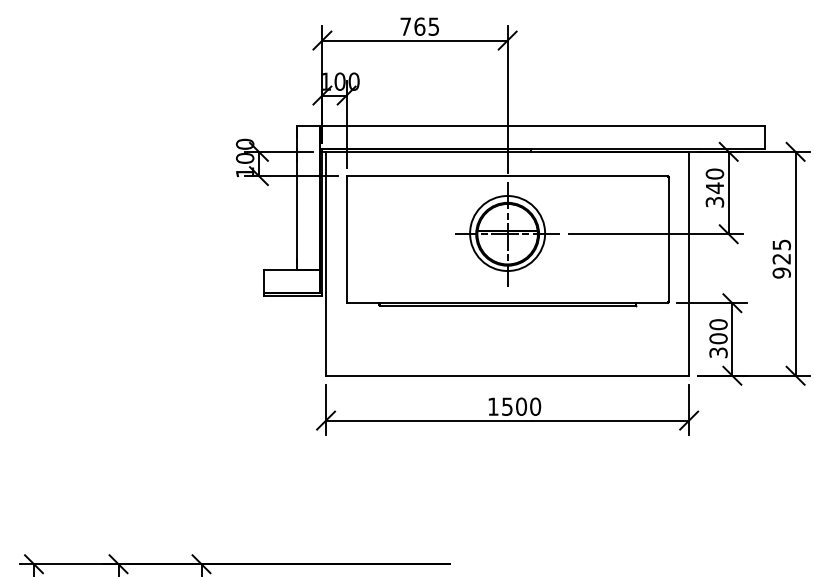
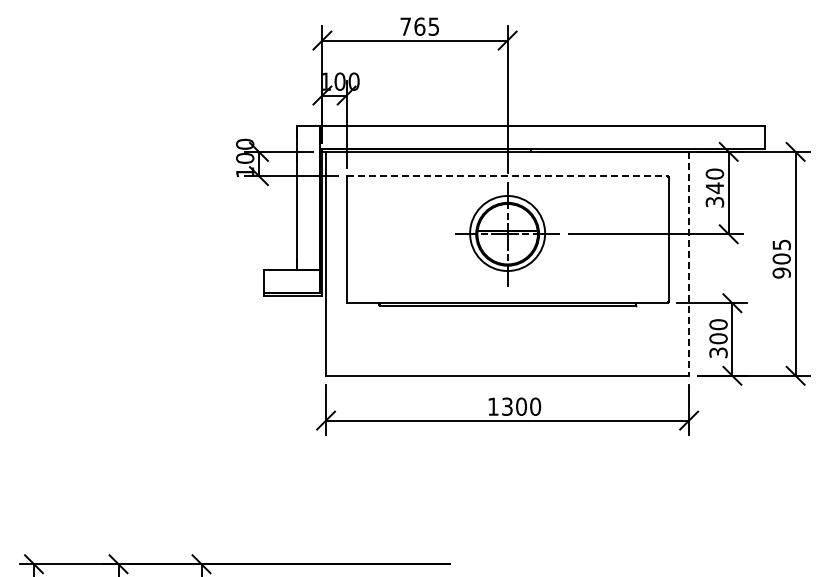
line: solid -> dashed (508, 176)
text: 925 -> 905 (781, 258)
line: solid -> dashed (689, 263)
text: 1500 -> 1300 (507, 406)
